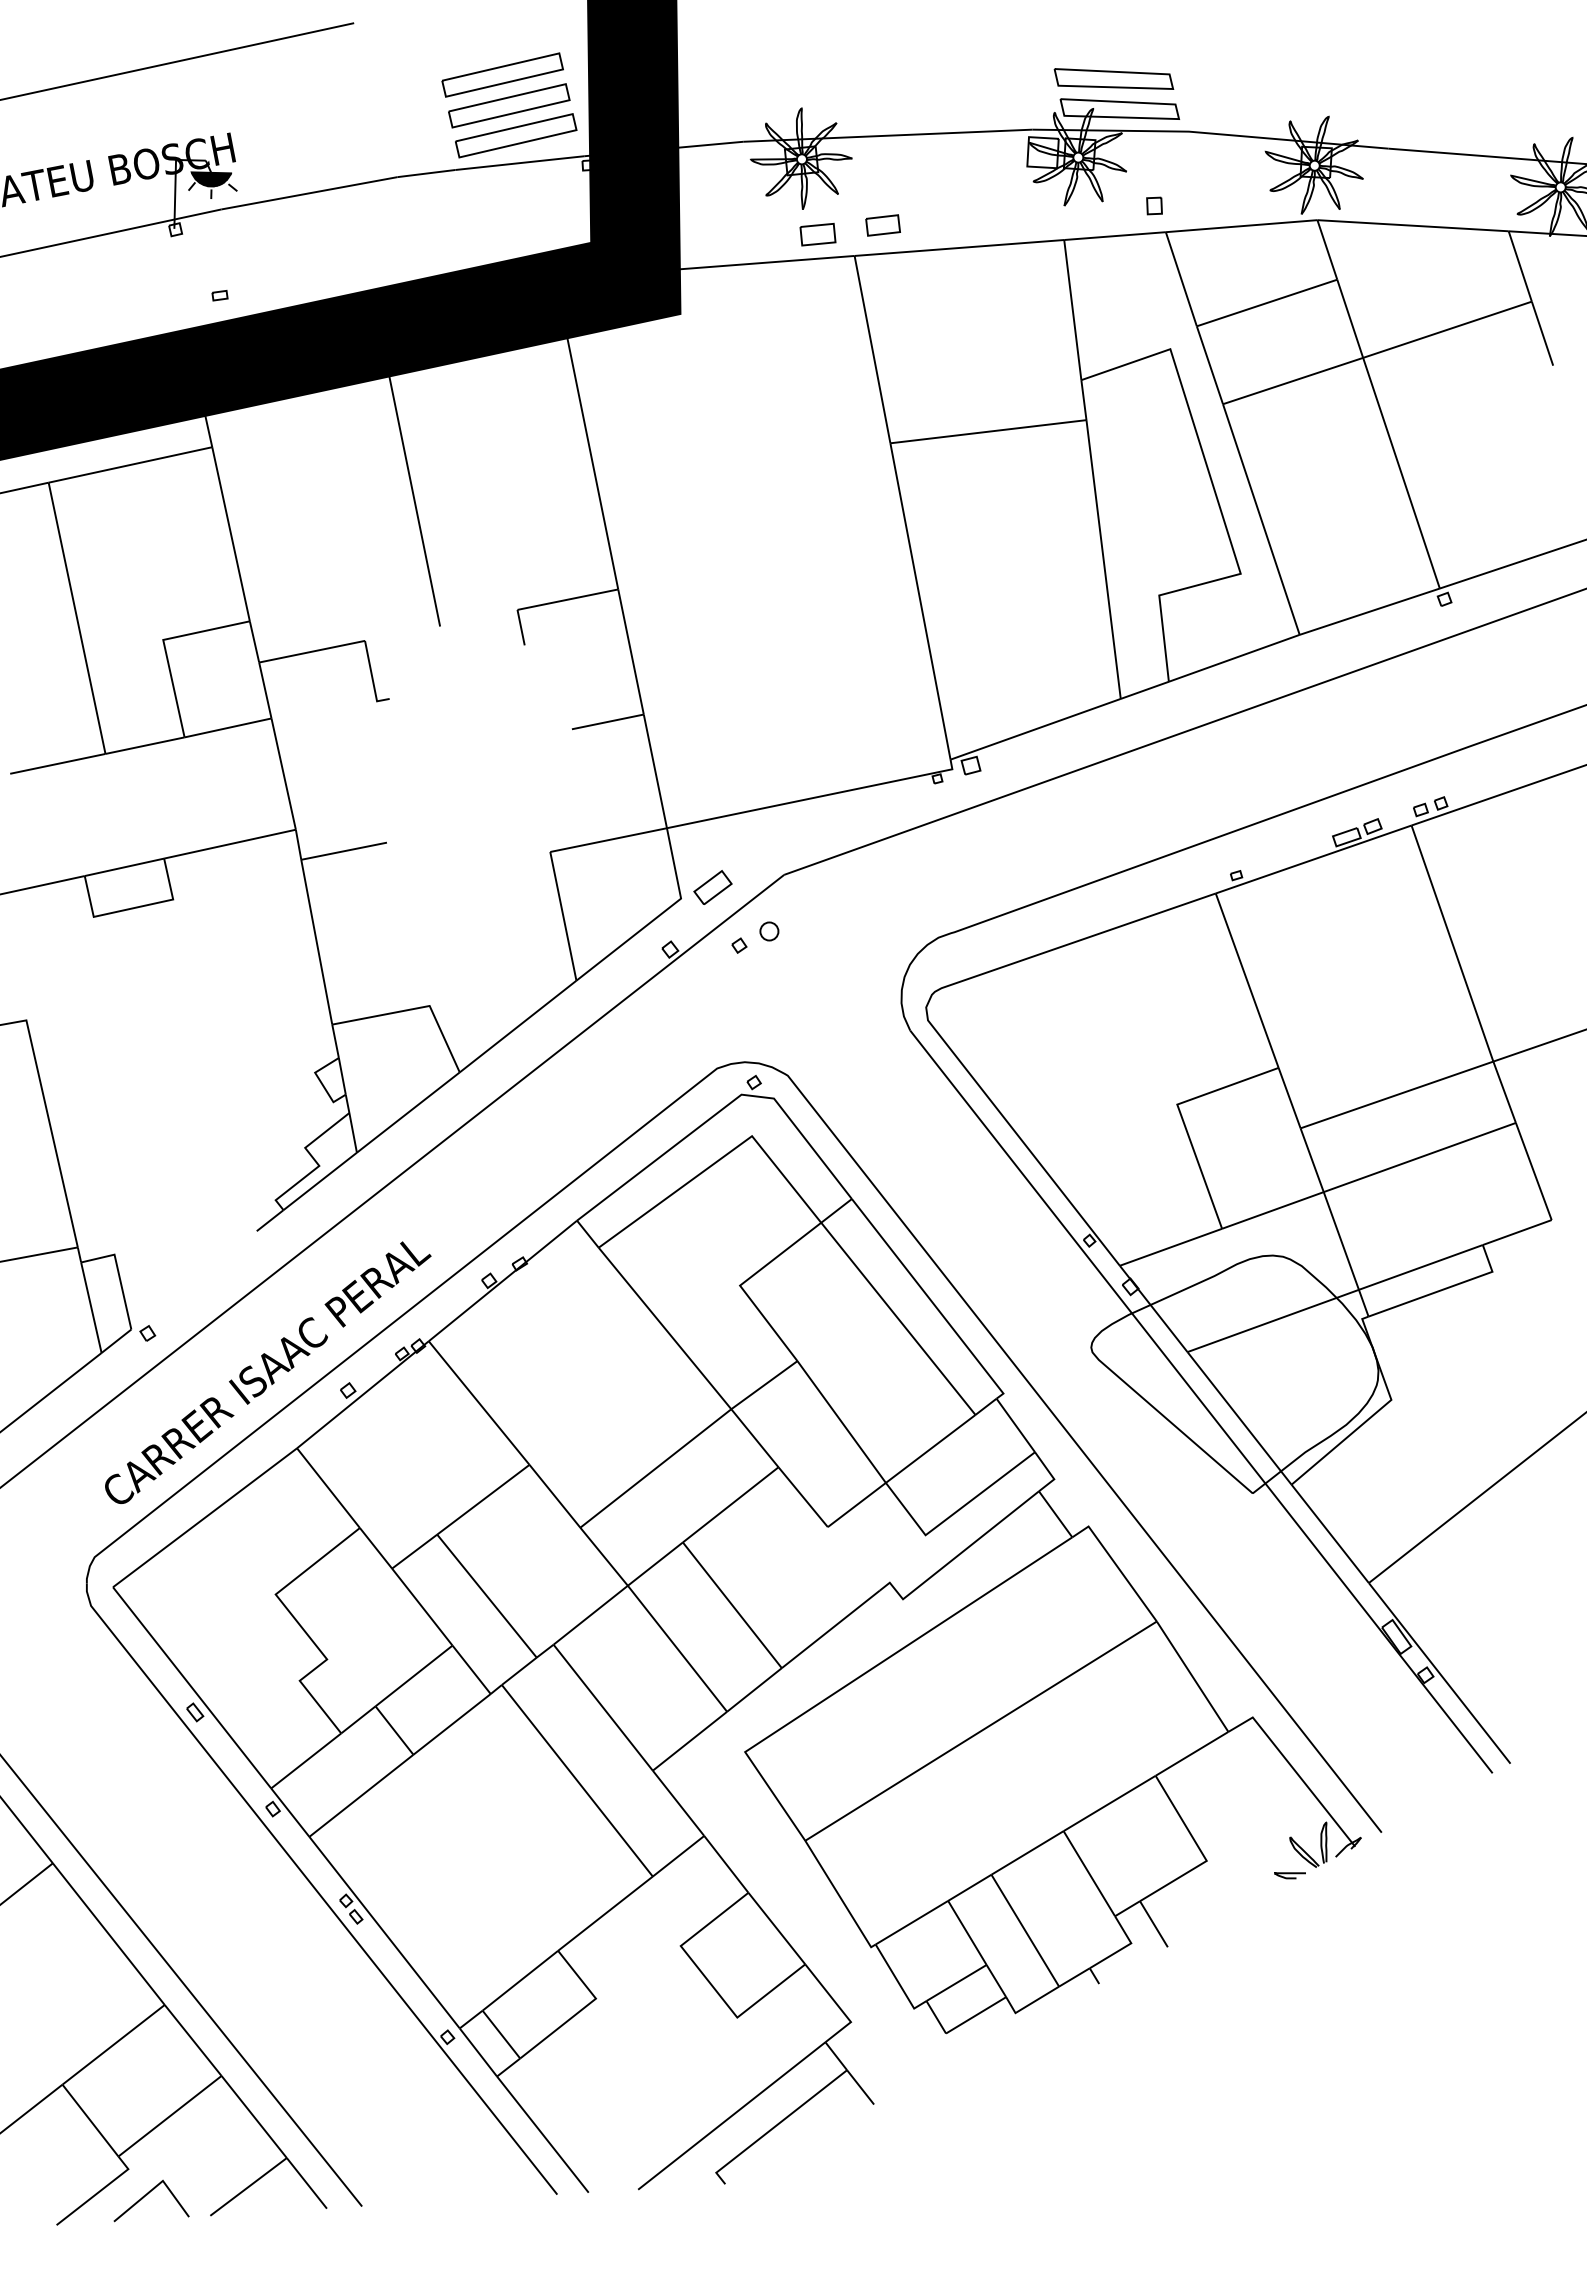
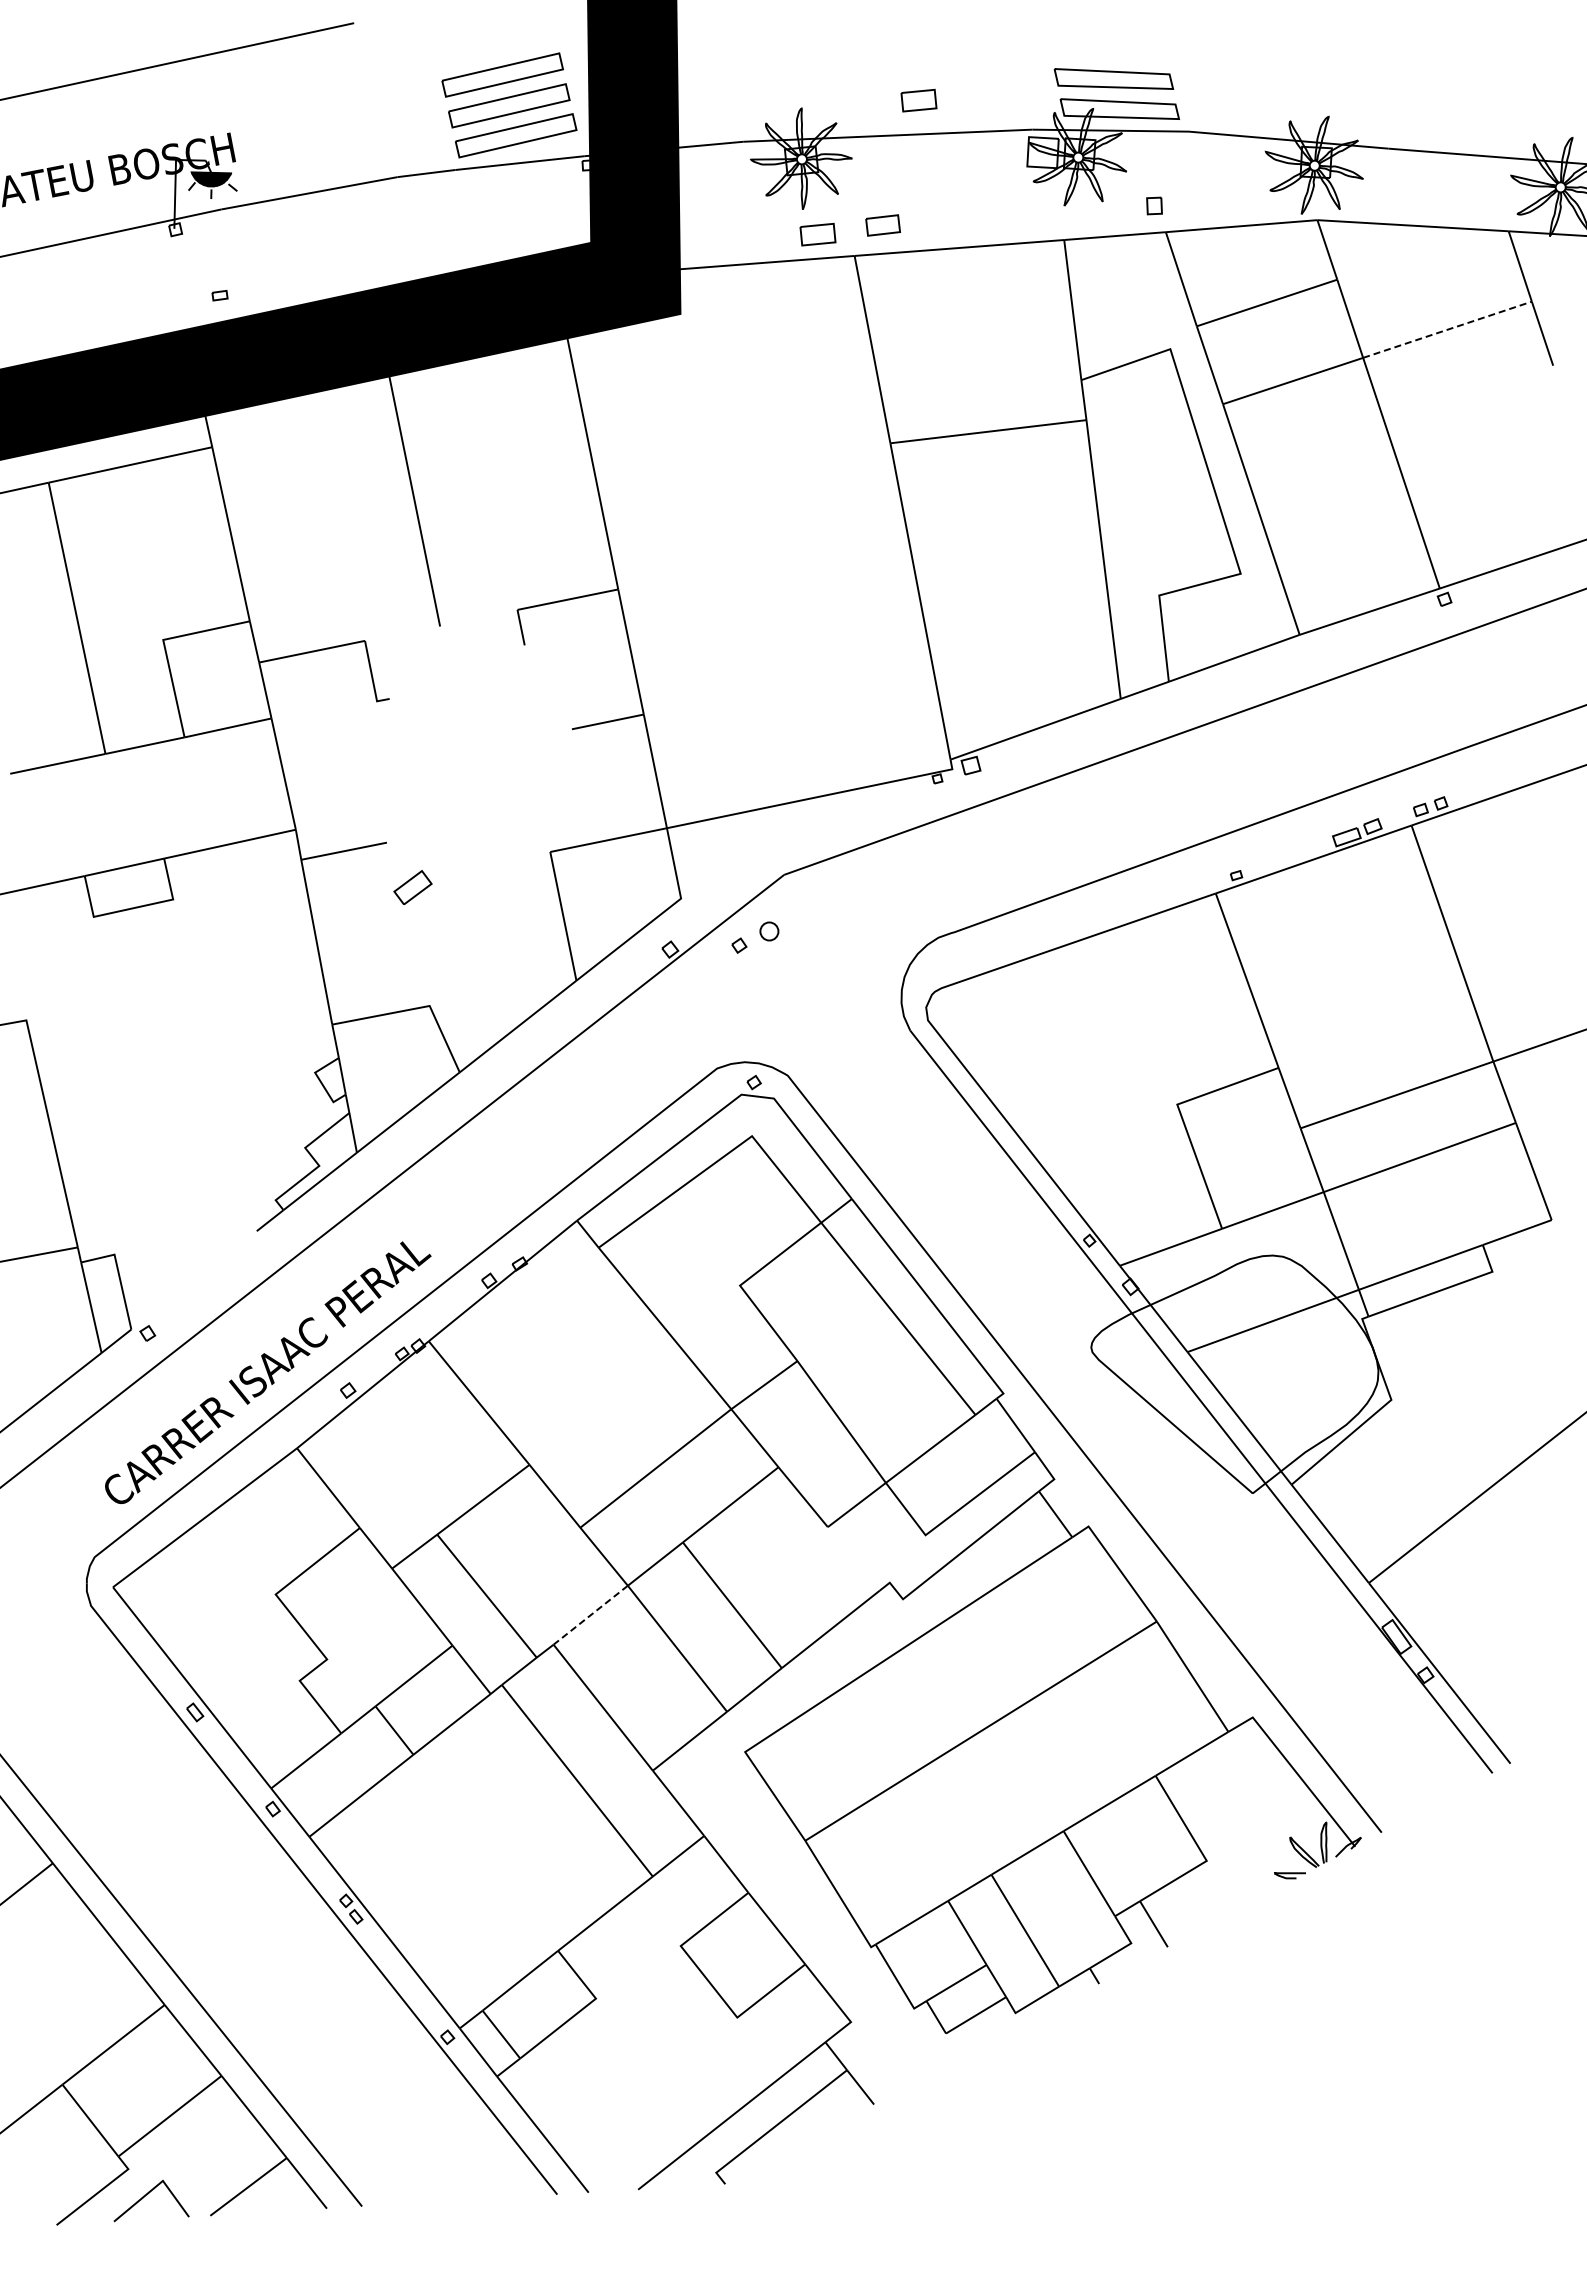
part: none -> present (918, 100)
line: solid -> dashed (1447, 329)
part position: (712, 887) -> (412, 887) (412, 887)
line: solid -> dashed (590, 1615)
